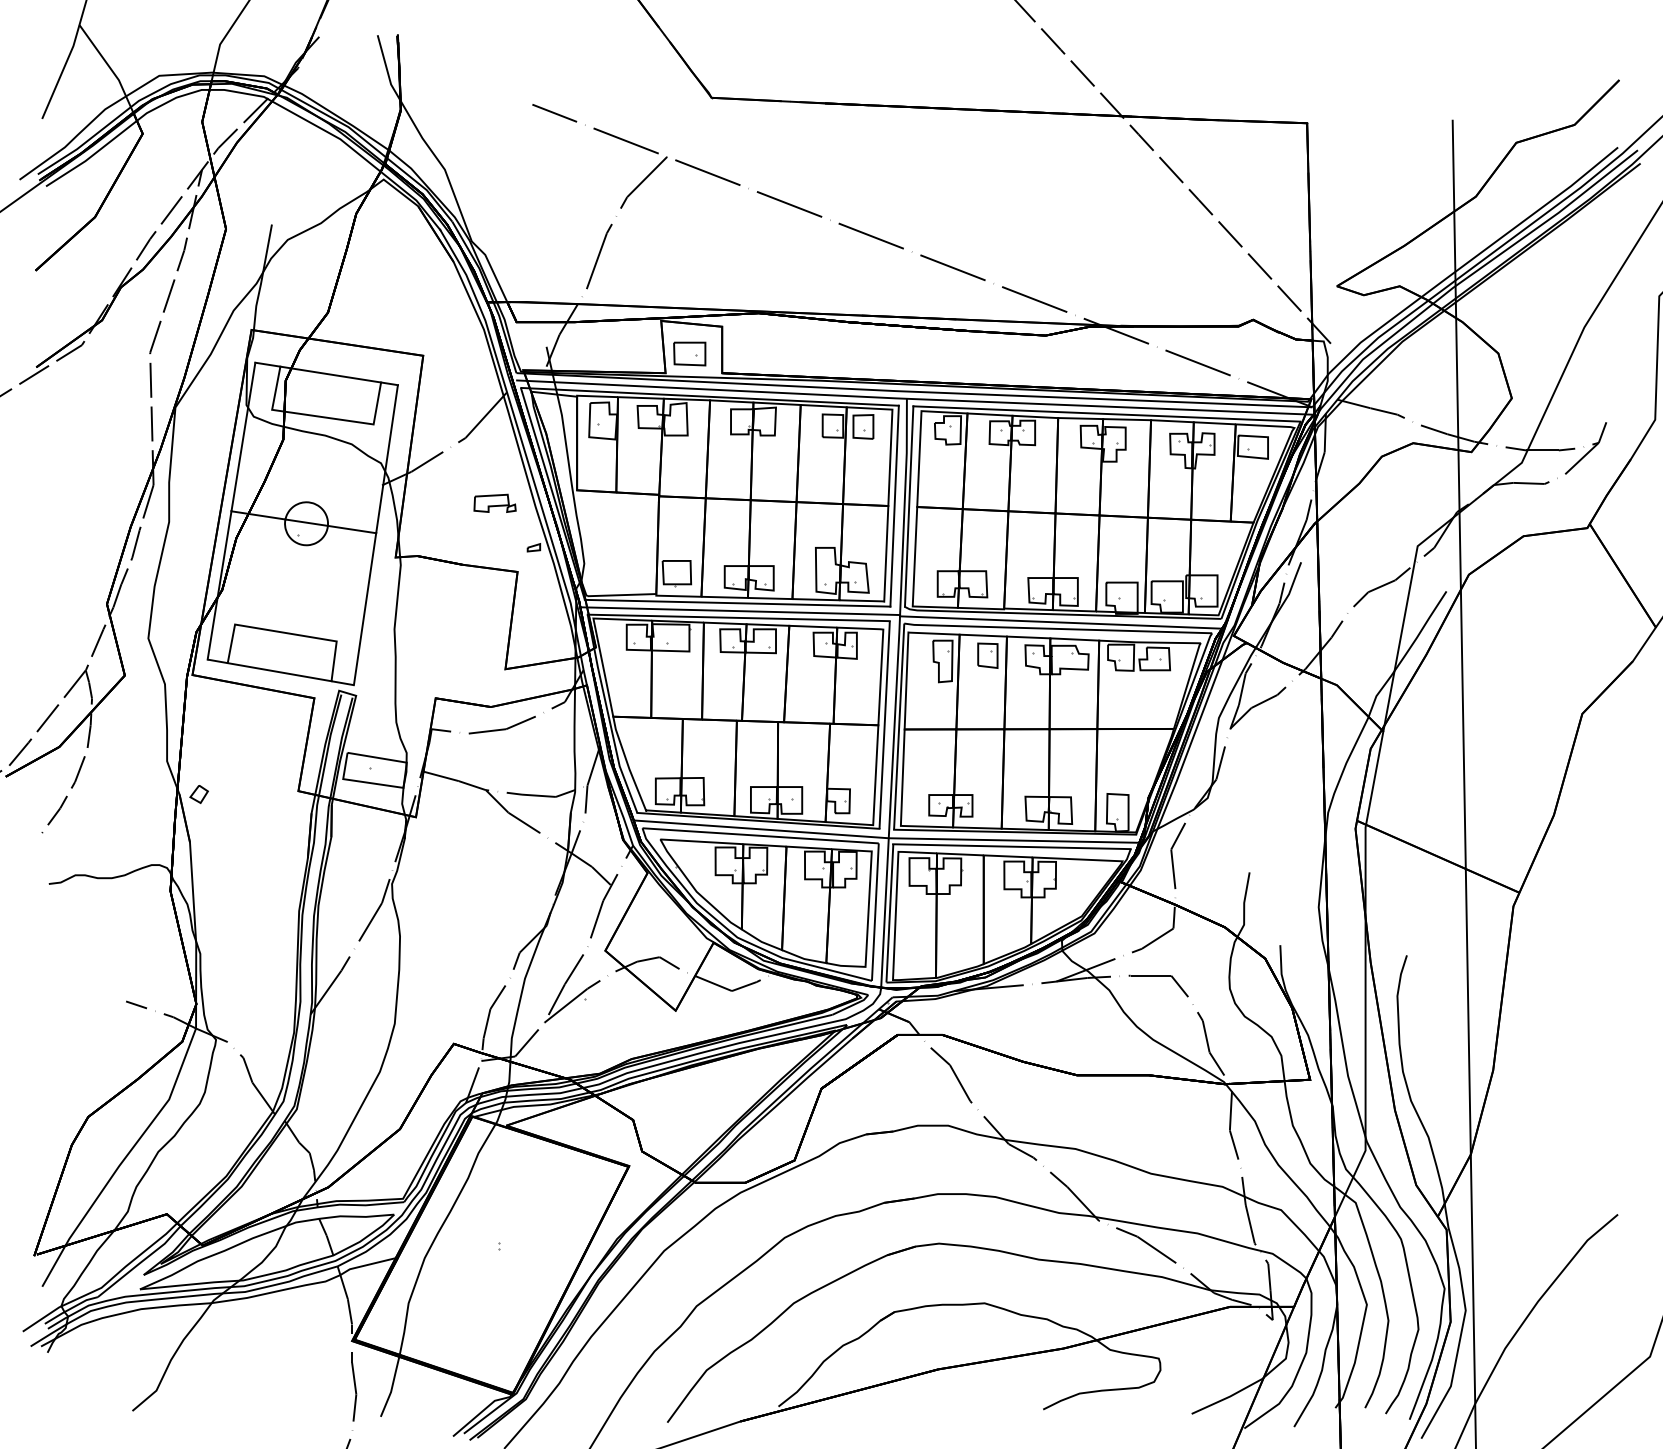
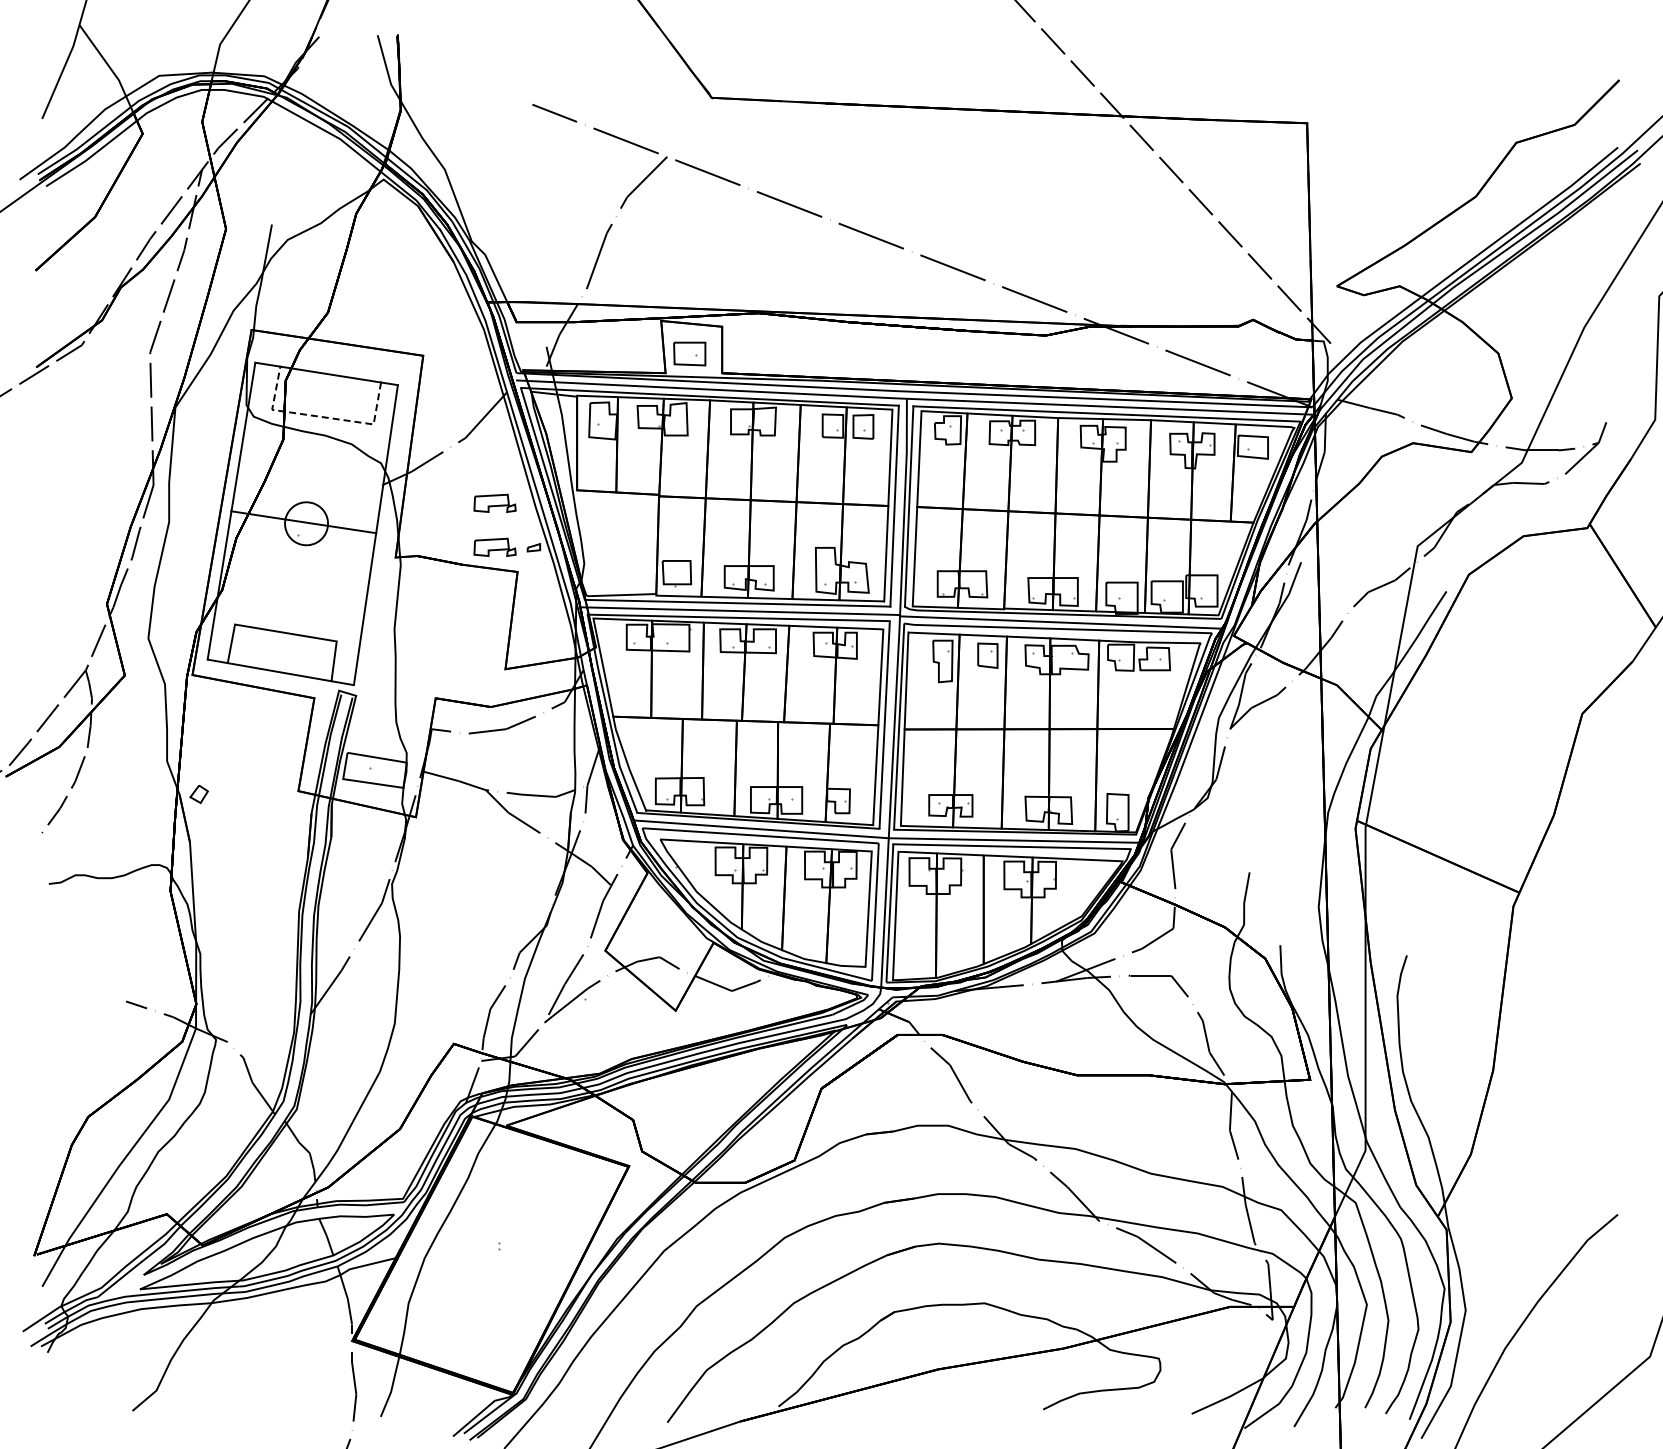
line: solid -> dashed (322, 417)
part: none -> present (494, 546)
line: present -> none (1463, 782)
